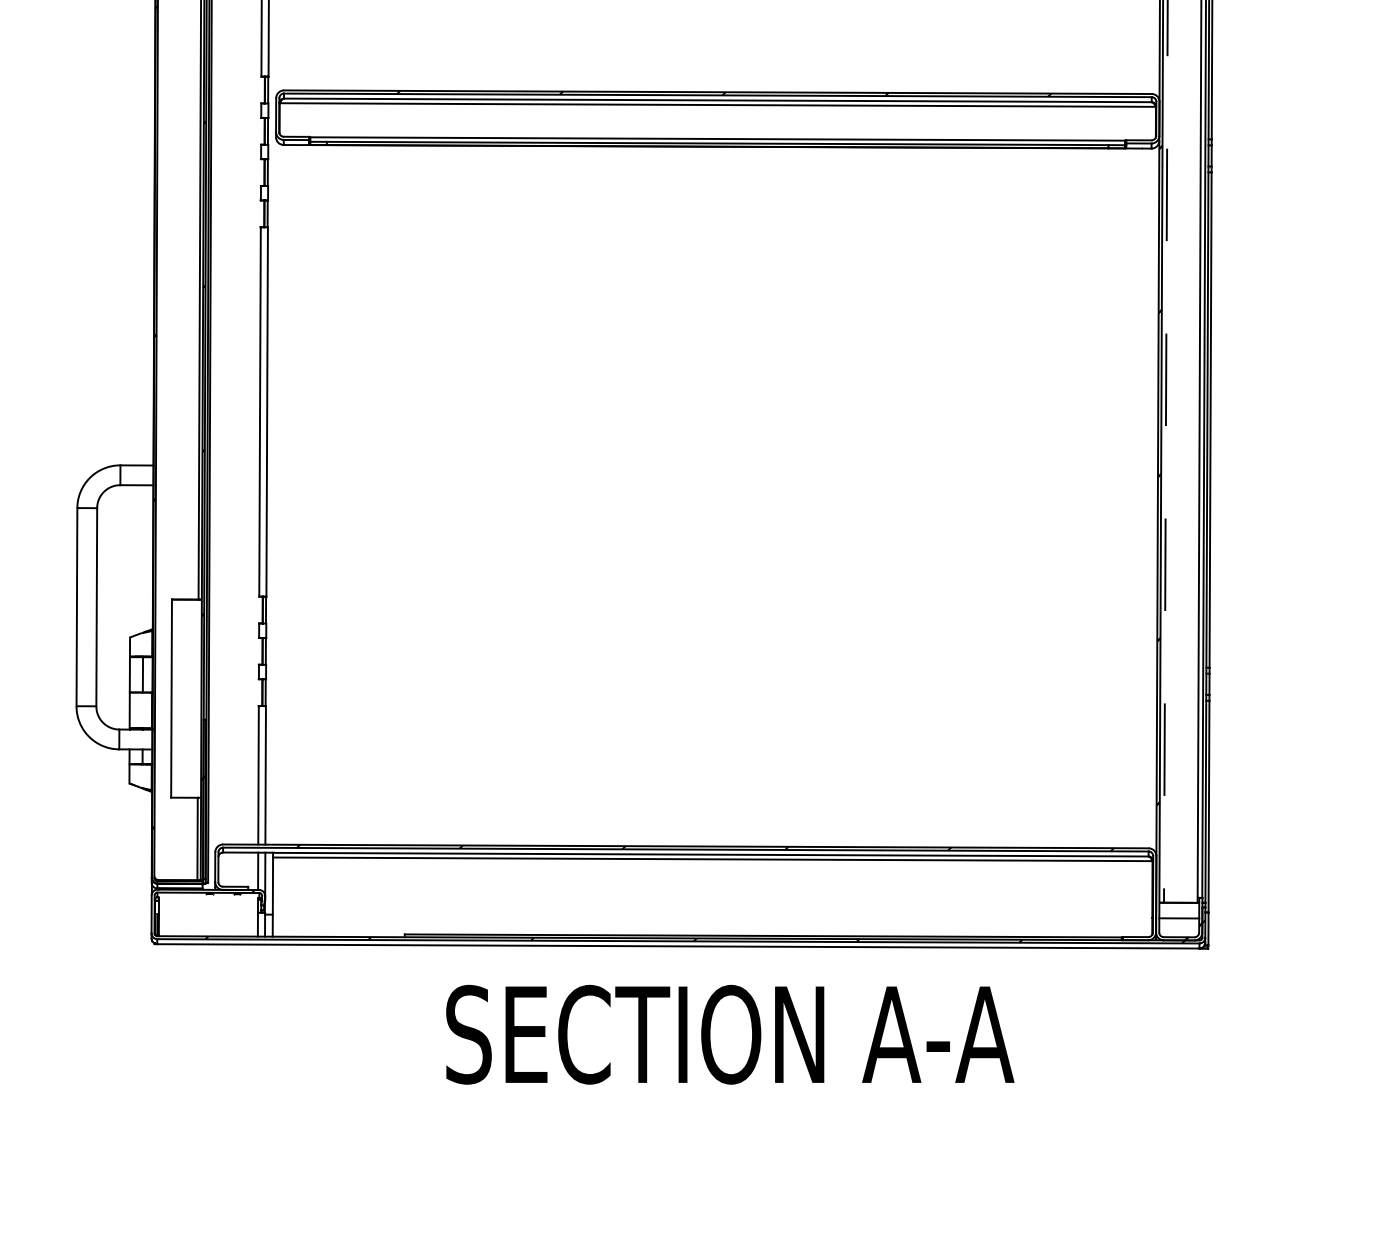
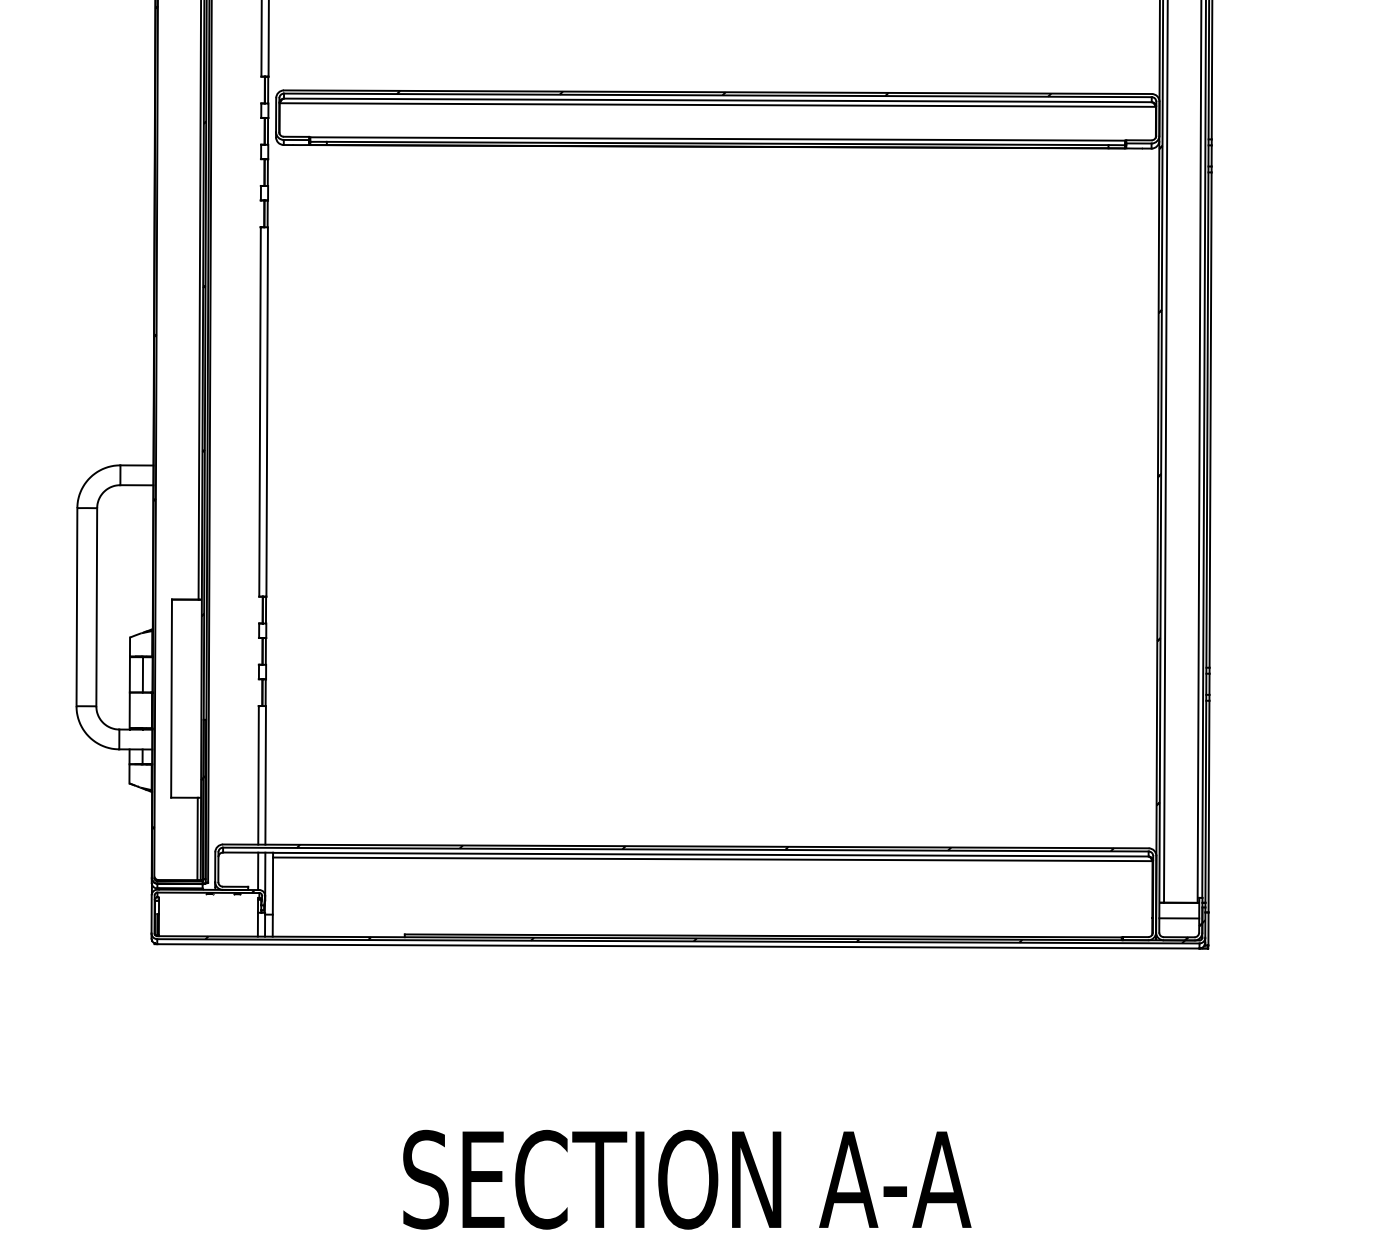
line: dashed -> solid (1165, 451)
text position: (730, 1034) -> (687, 1179) (687, 1179)
